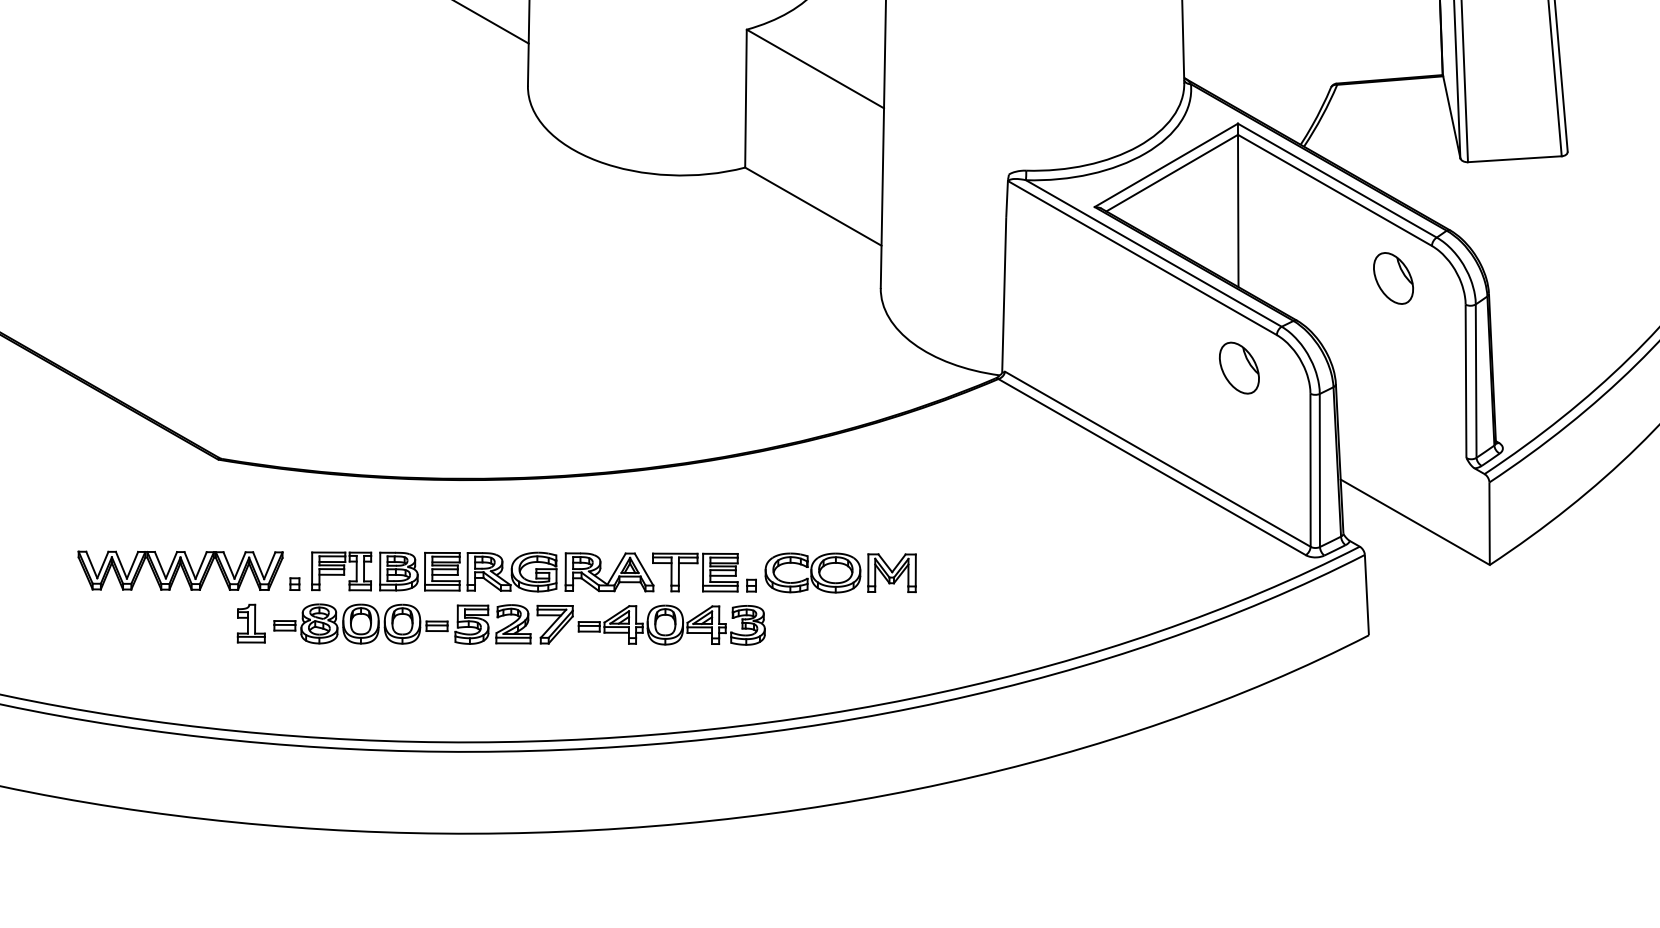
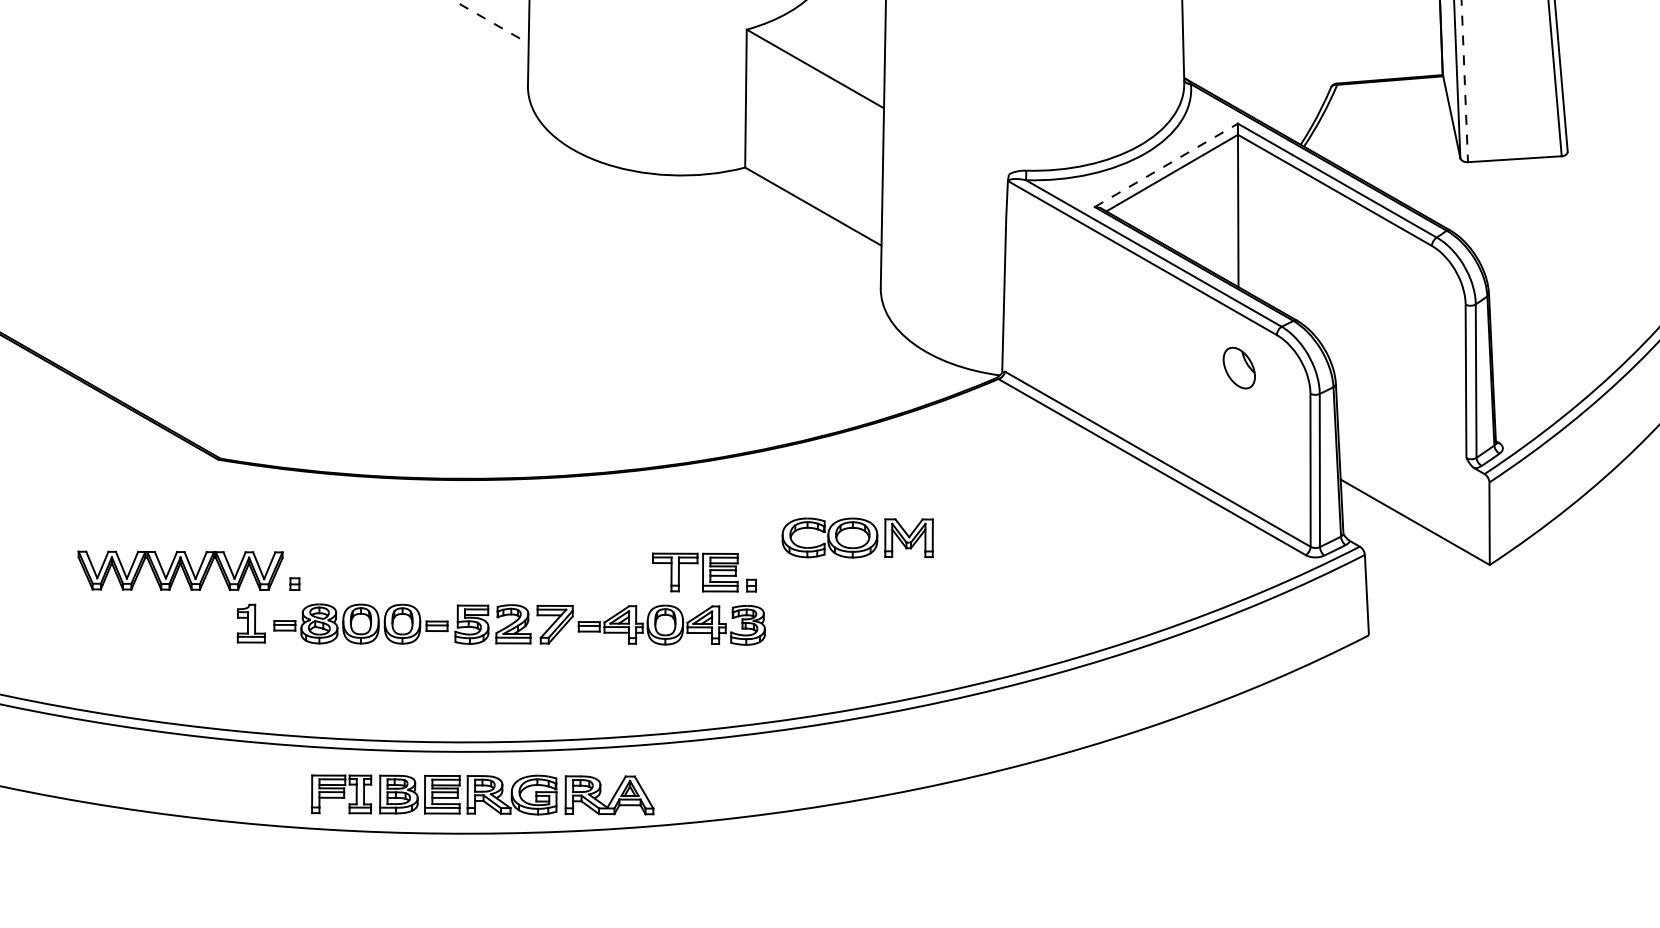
line: solid -> dashed (491, 22)
line: solid -> dashed (1464, 81)
line: solid -> dashed (1166, 165)
part: present -> none (1393, 278)
part size: 42x54 px -> 34x44 px (1238, 367)
part position: (482, 571) -> (482, 794) (482, 794)
part position: (840, 572) -> (857, 537) (857, 537)
